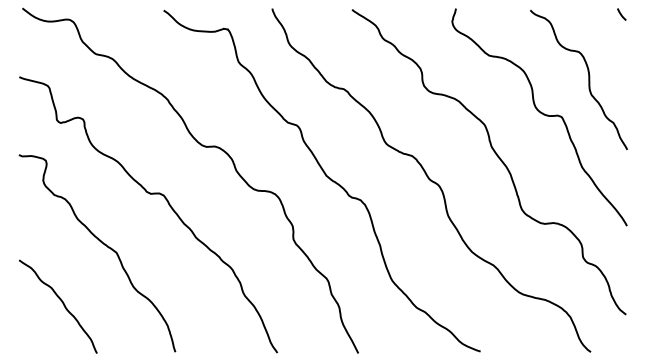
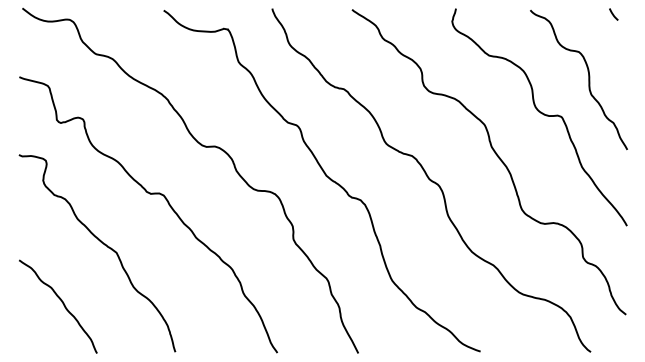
line position: (621, 14) -> (613, 14) (613, 14)
